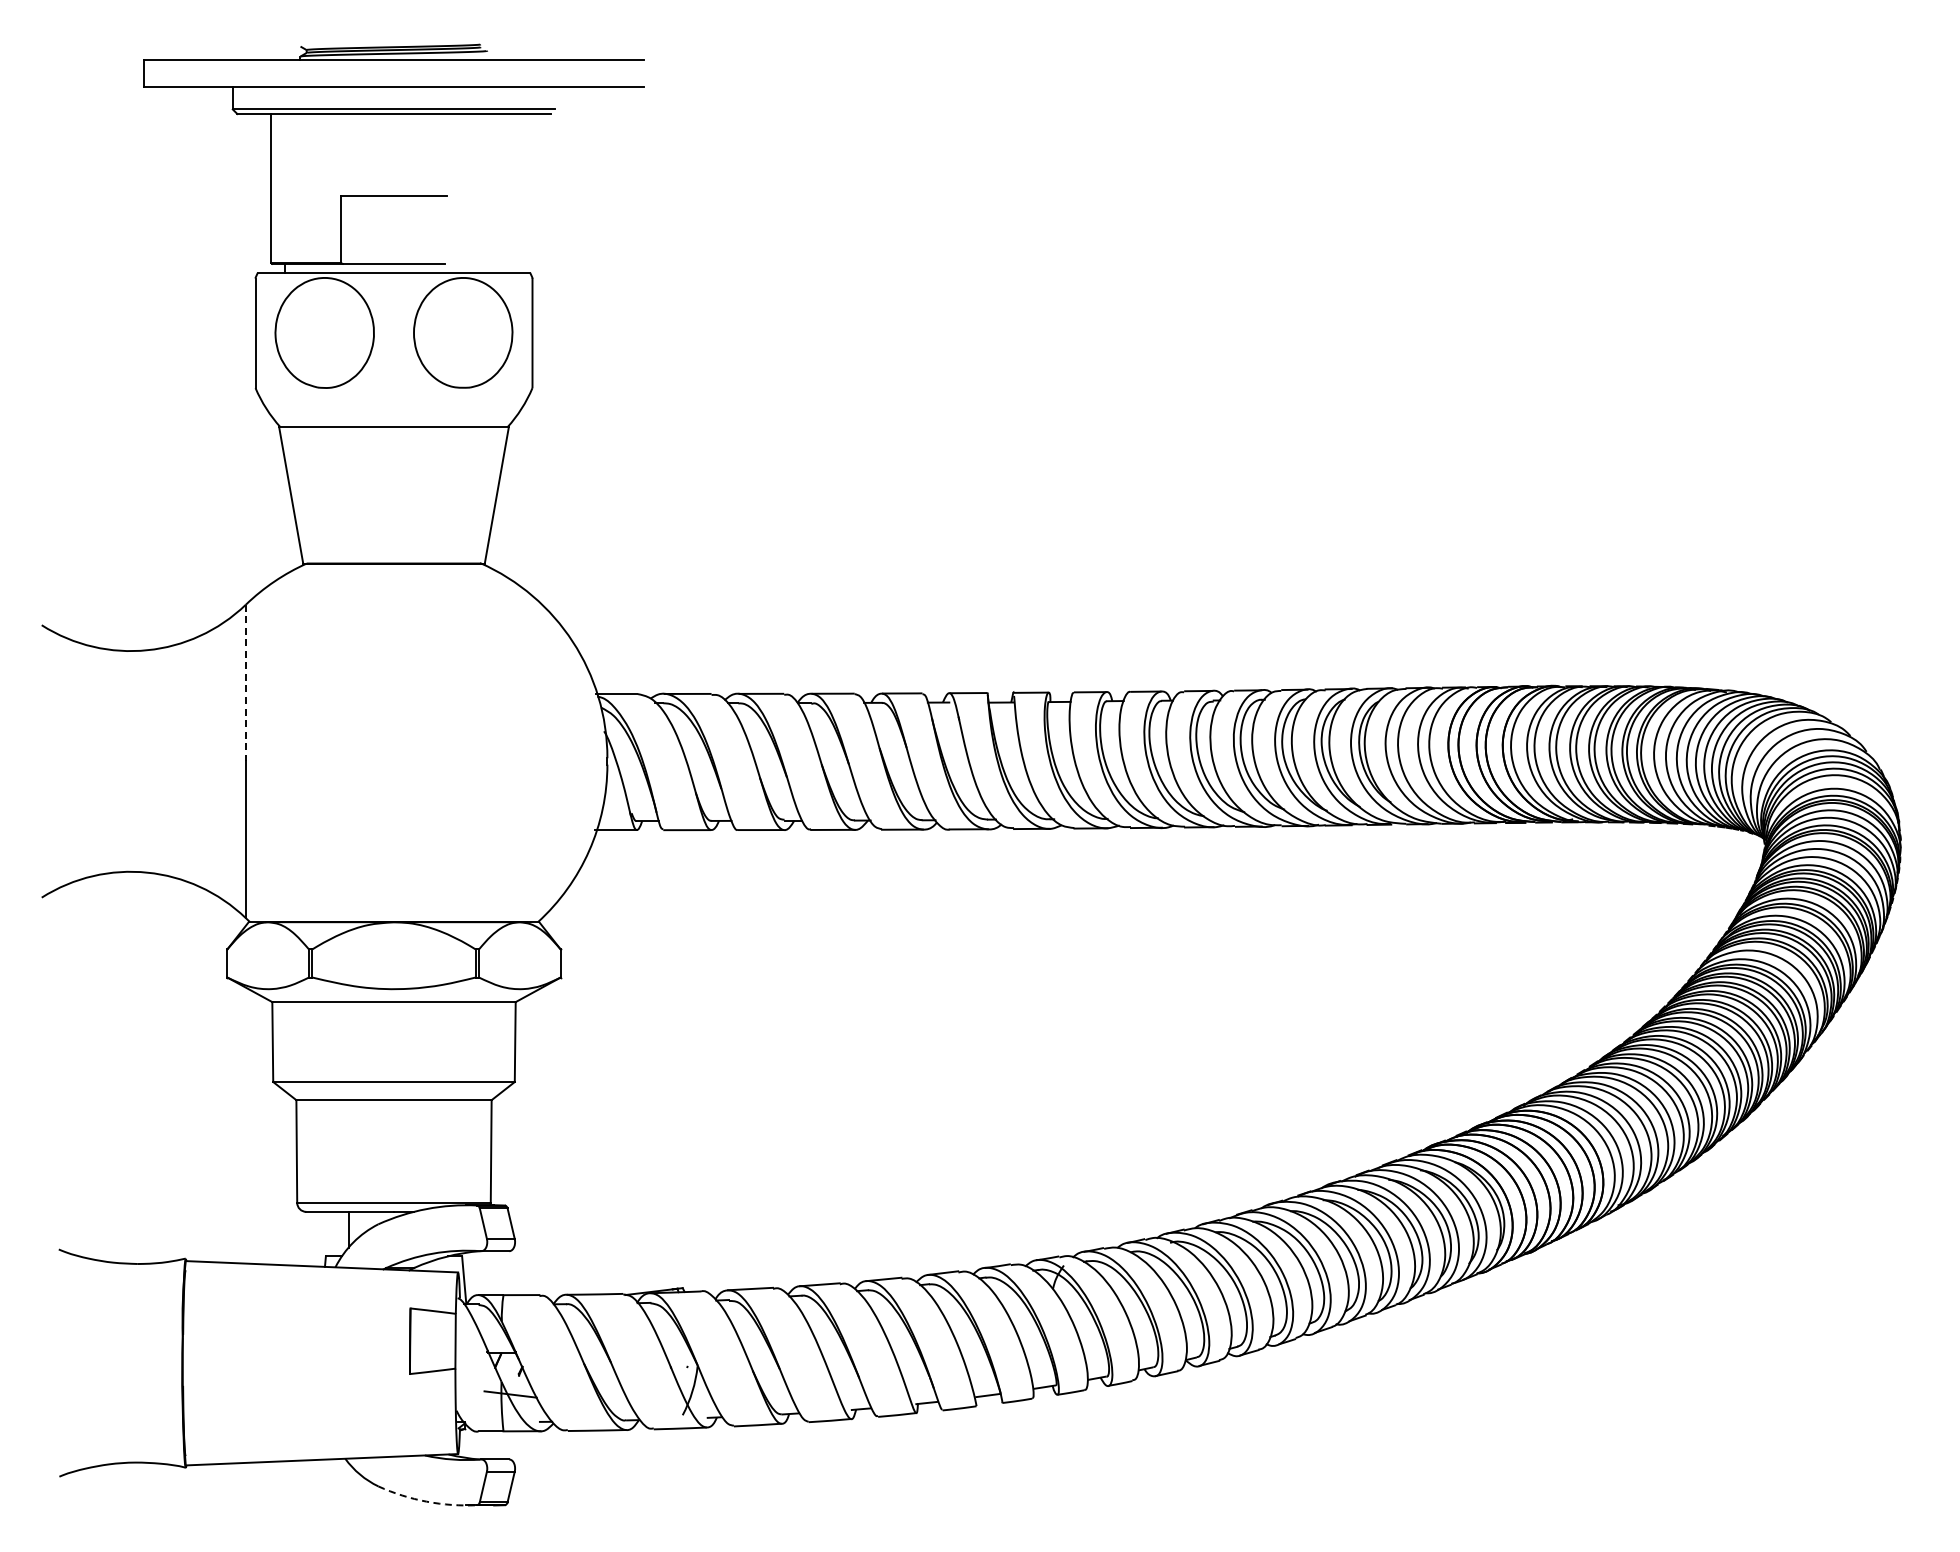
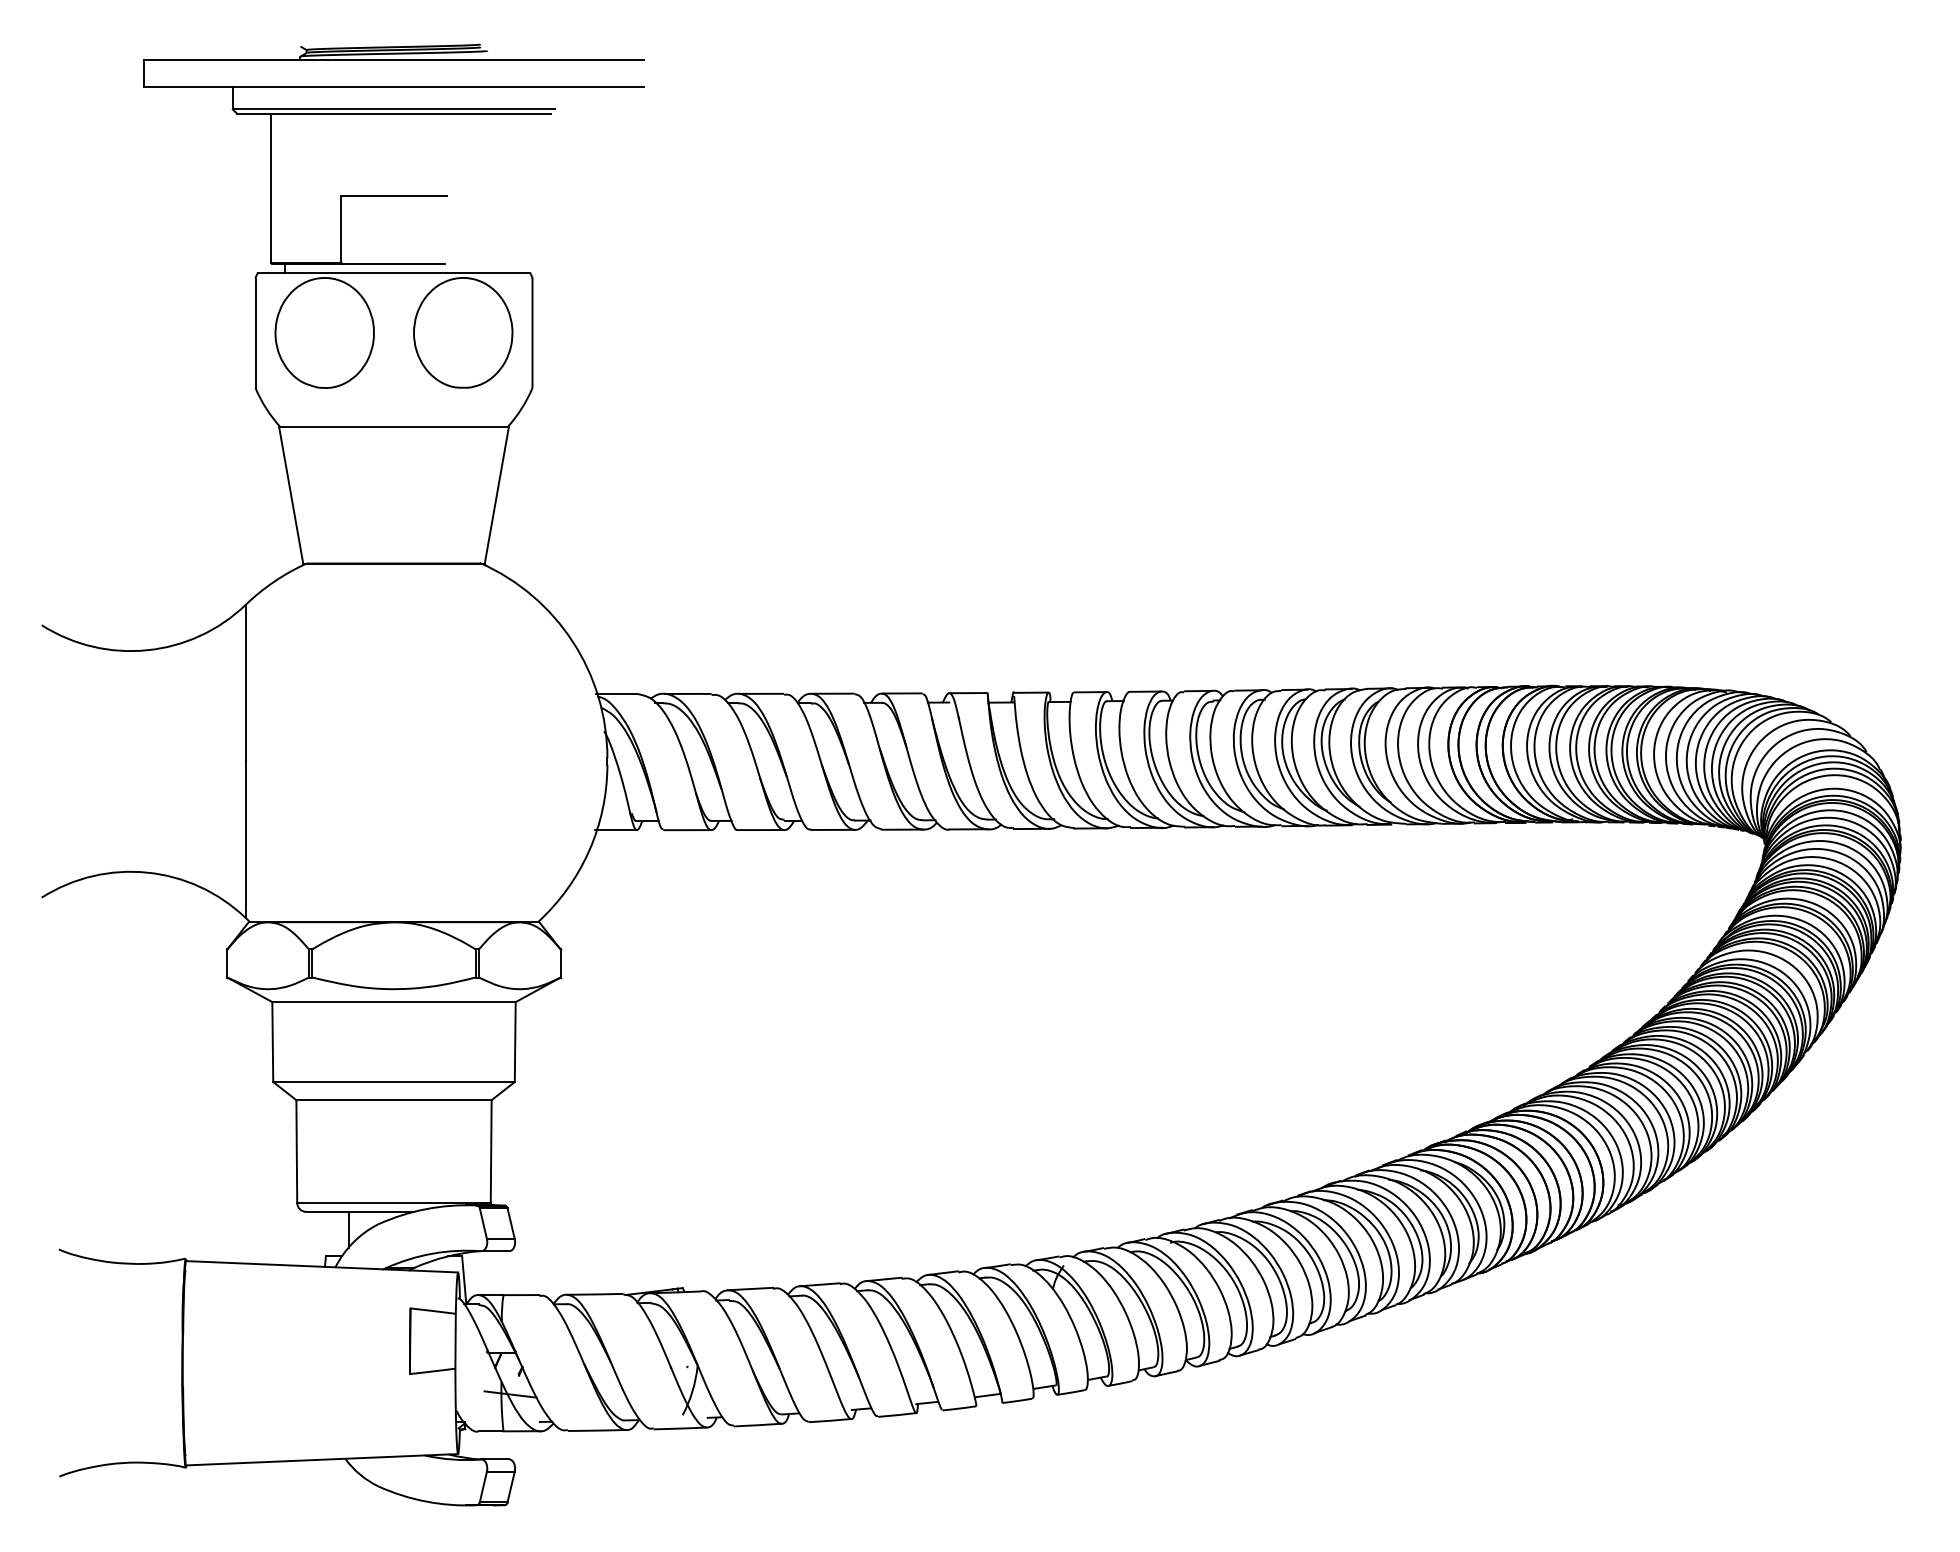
line: dashed -> solid (246, 683)
arc: dashed -> solid (426, 1501)
